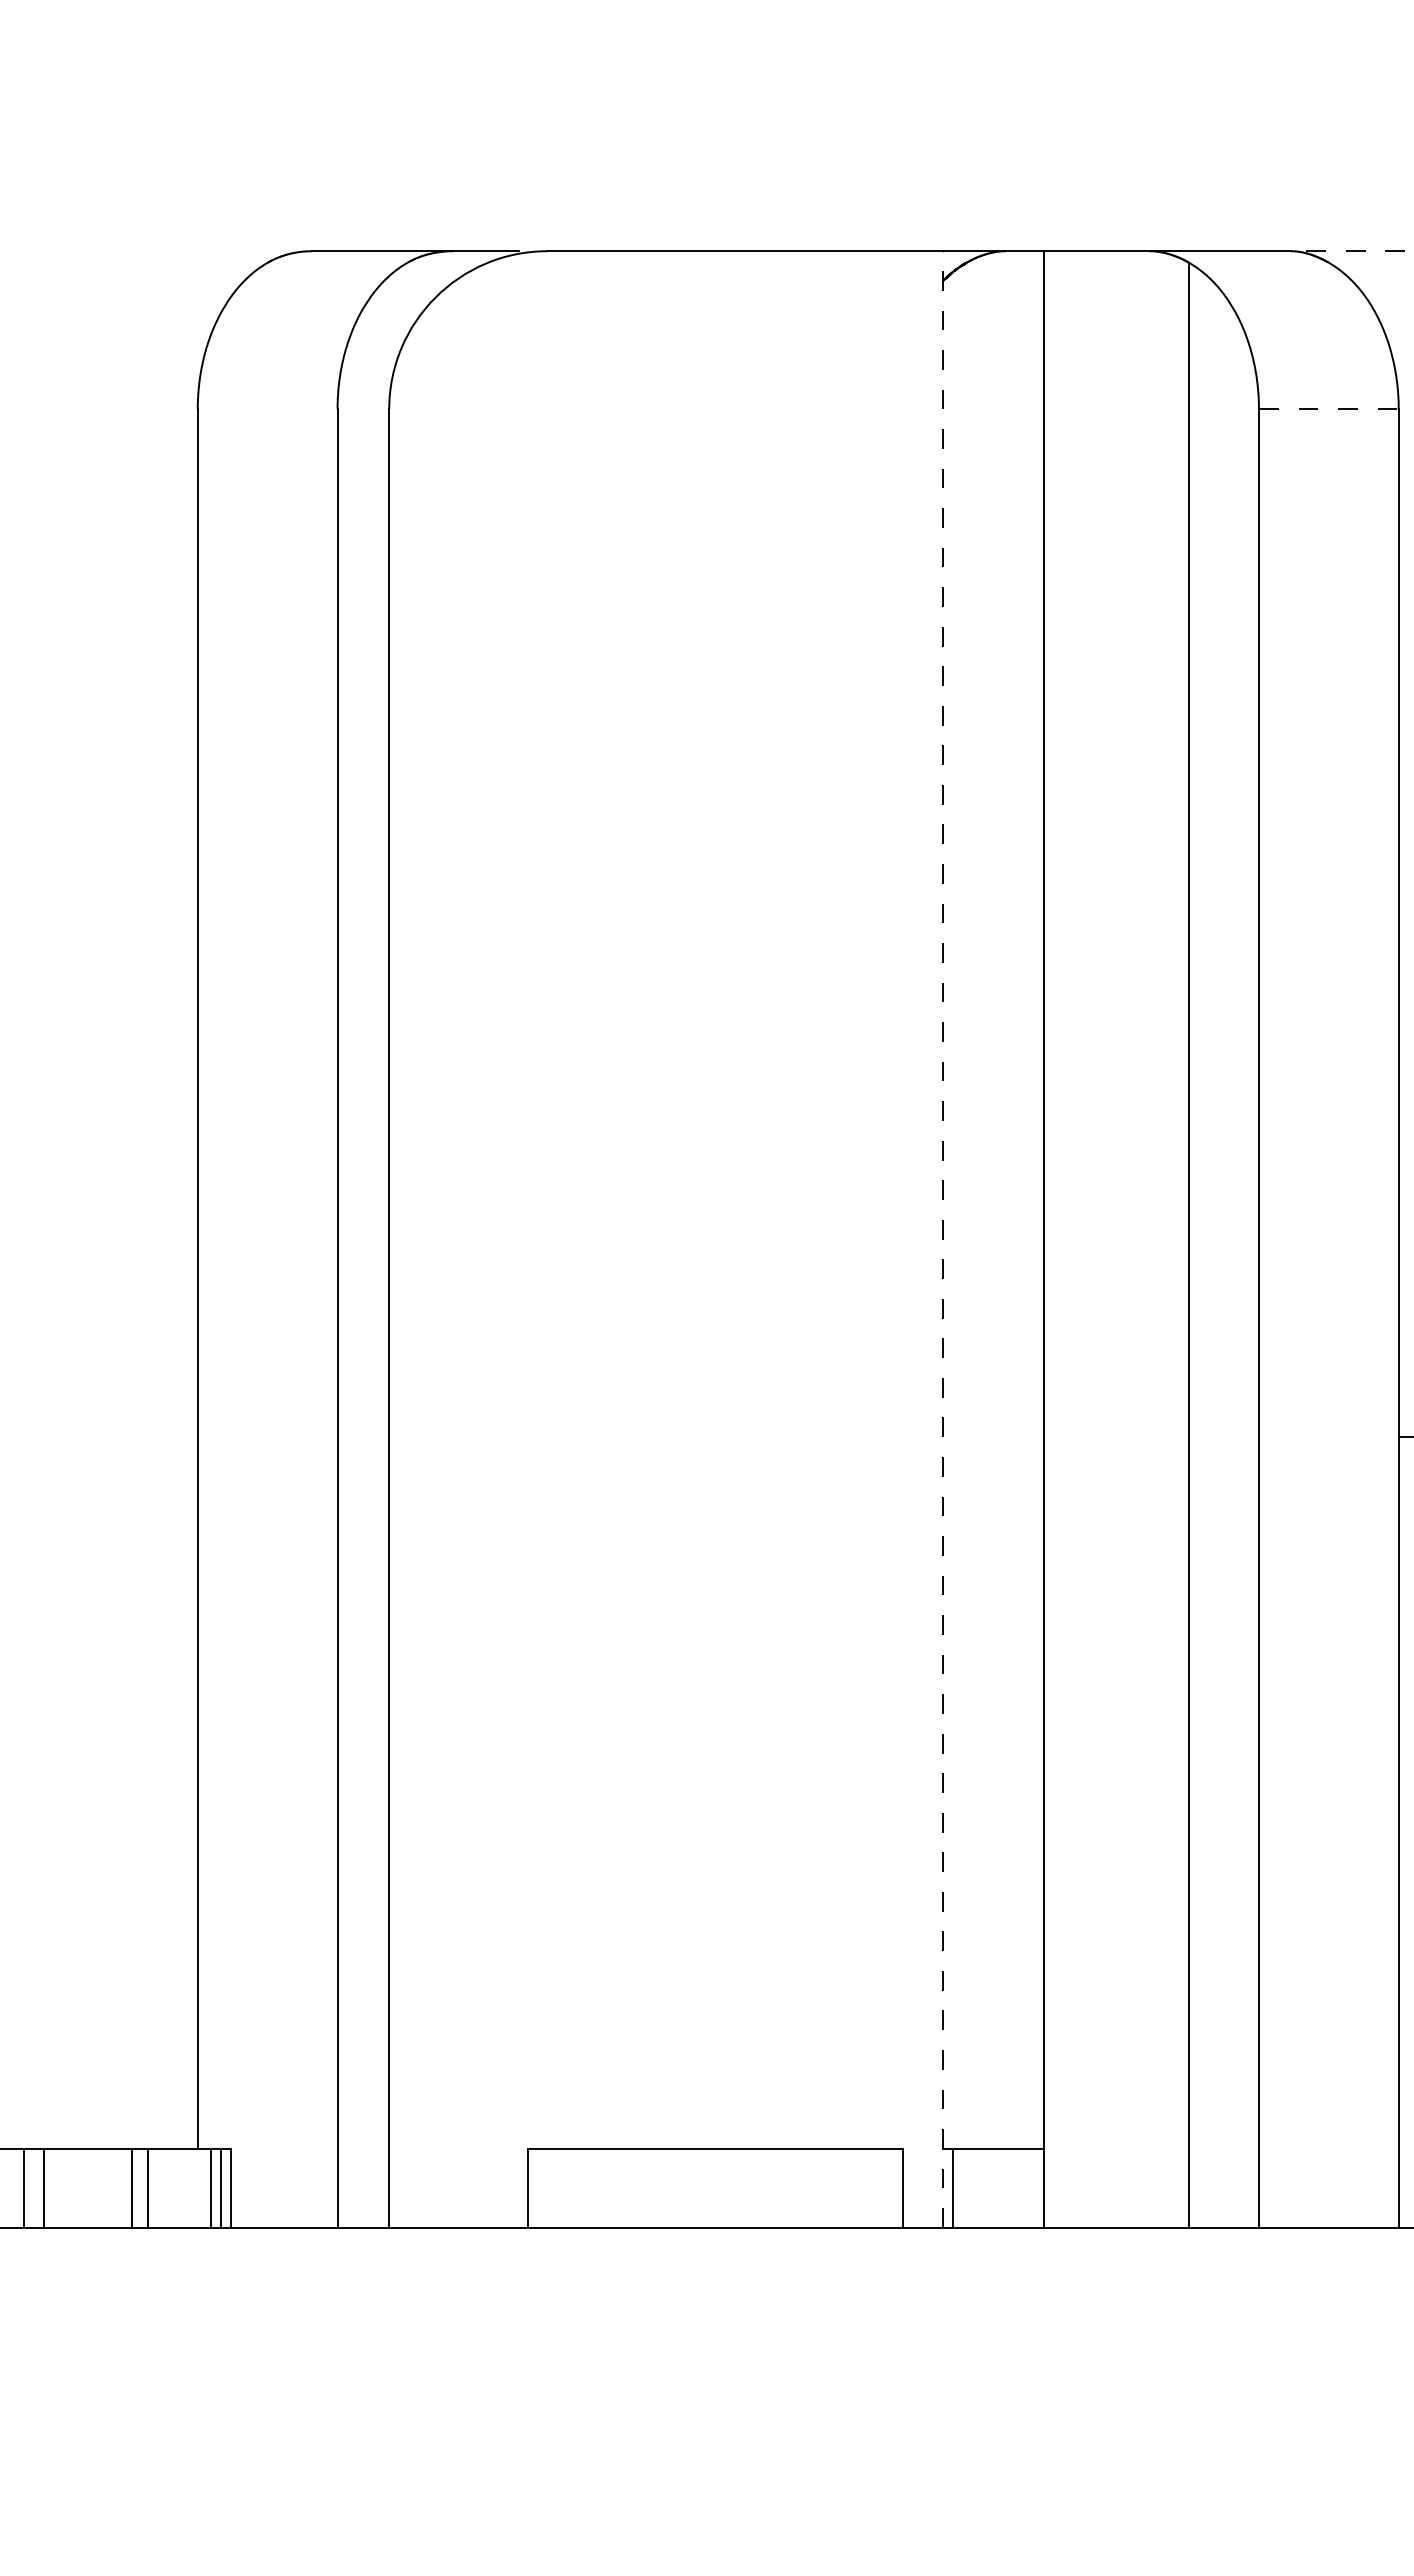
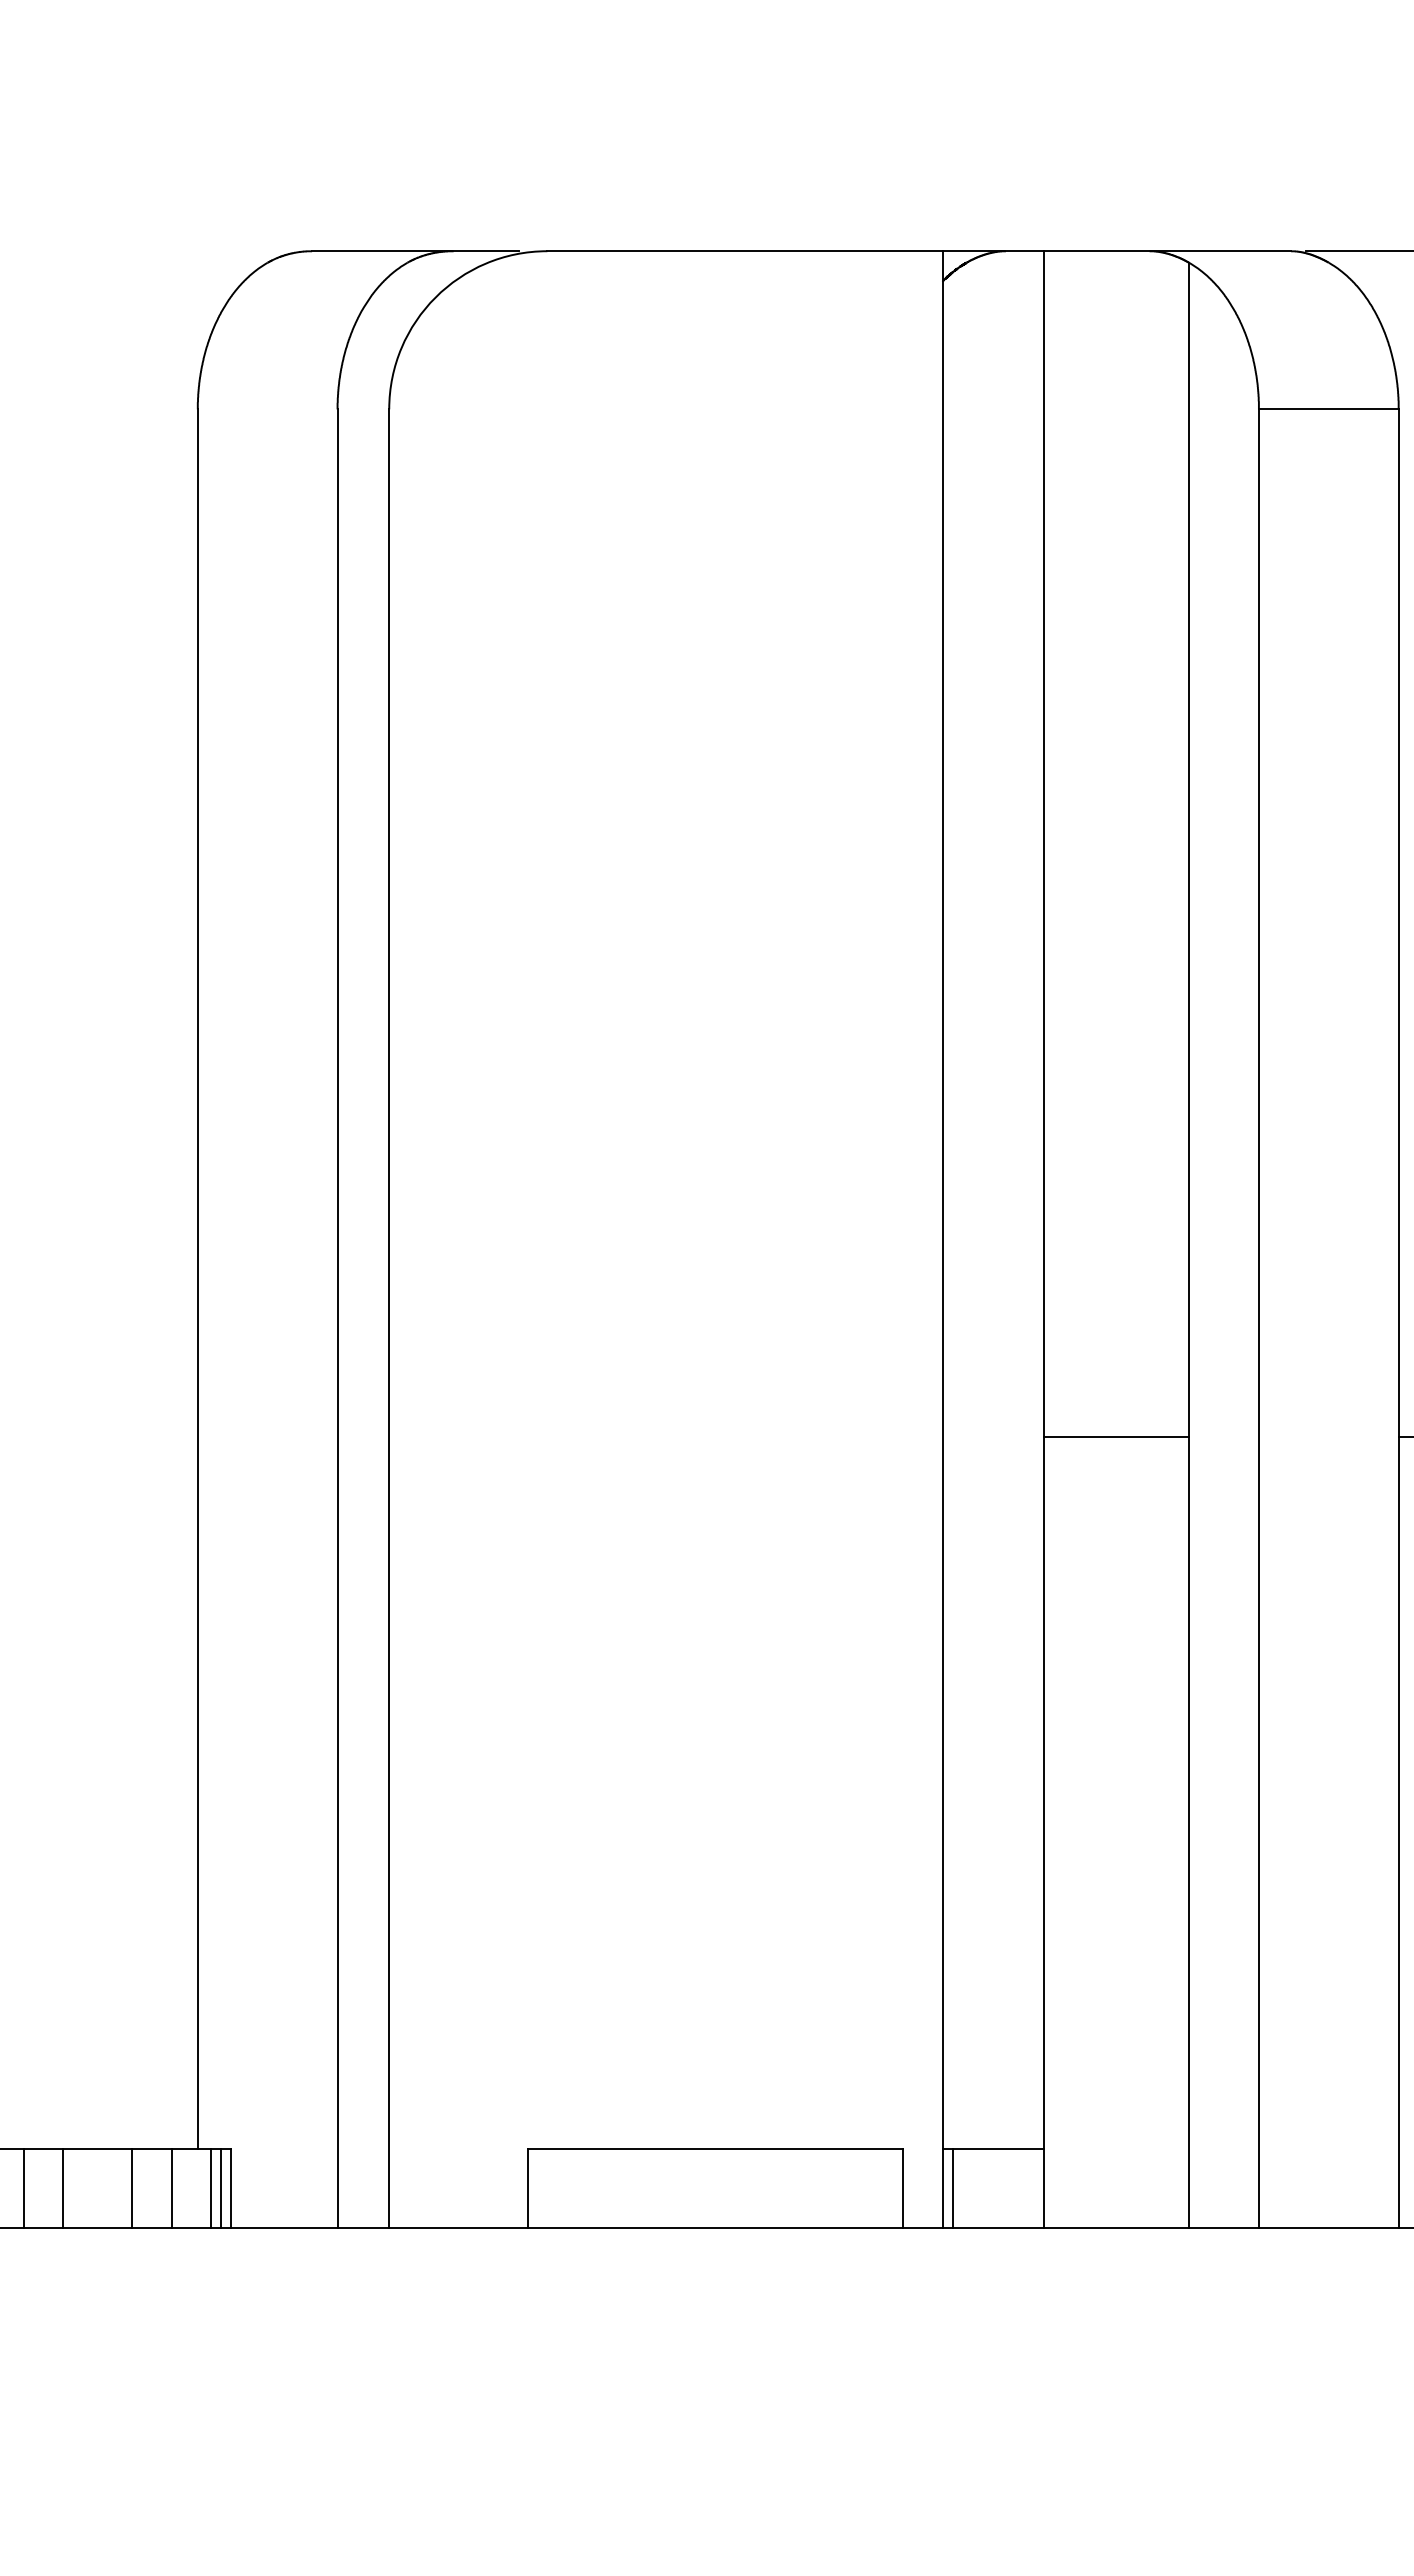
line: dashed -> solid (1360, 251)
line: dashed -> solid (1328, 409)
line: dashed -> solid (942, 1239)
line: none -> present (1116, 1437)
line position: (44, 2187) -> (63, 2187) (63, 2187)
line position: (147, 2187) -> (171, 2187) (171, 2187)
